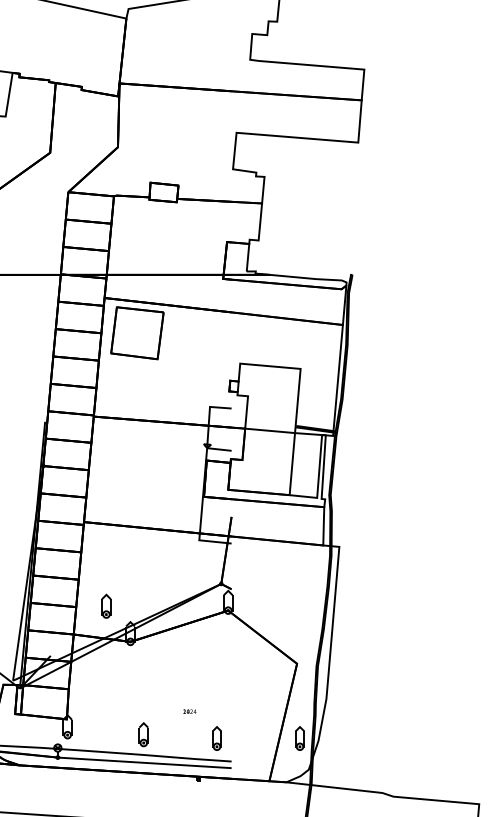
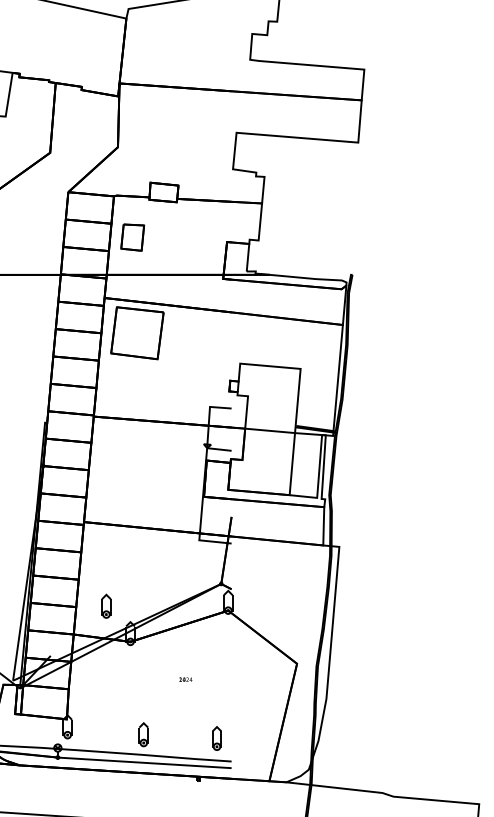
part: none -> present (132, 237)
text position: (189, 711) -> (185, 679) (185, 679)
part: present -> none (299, 738)
